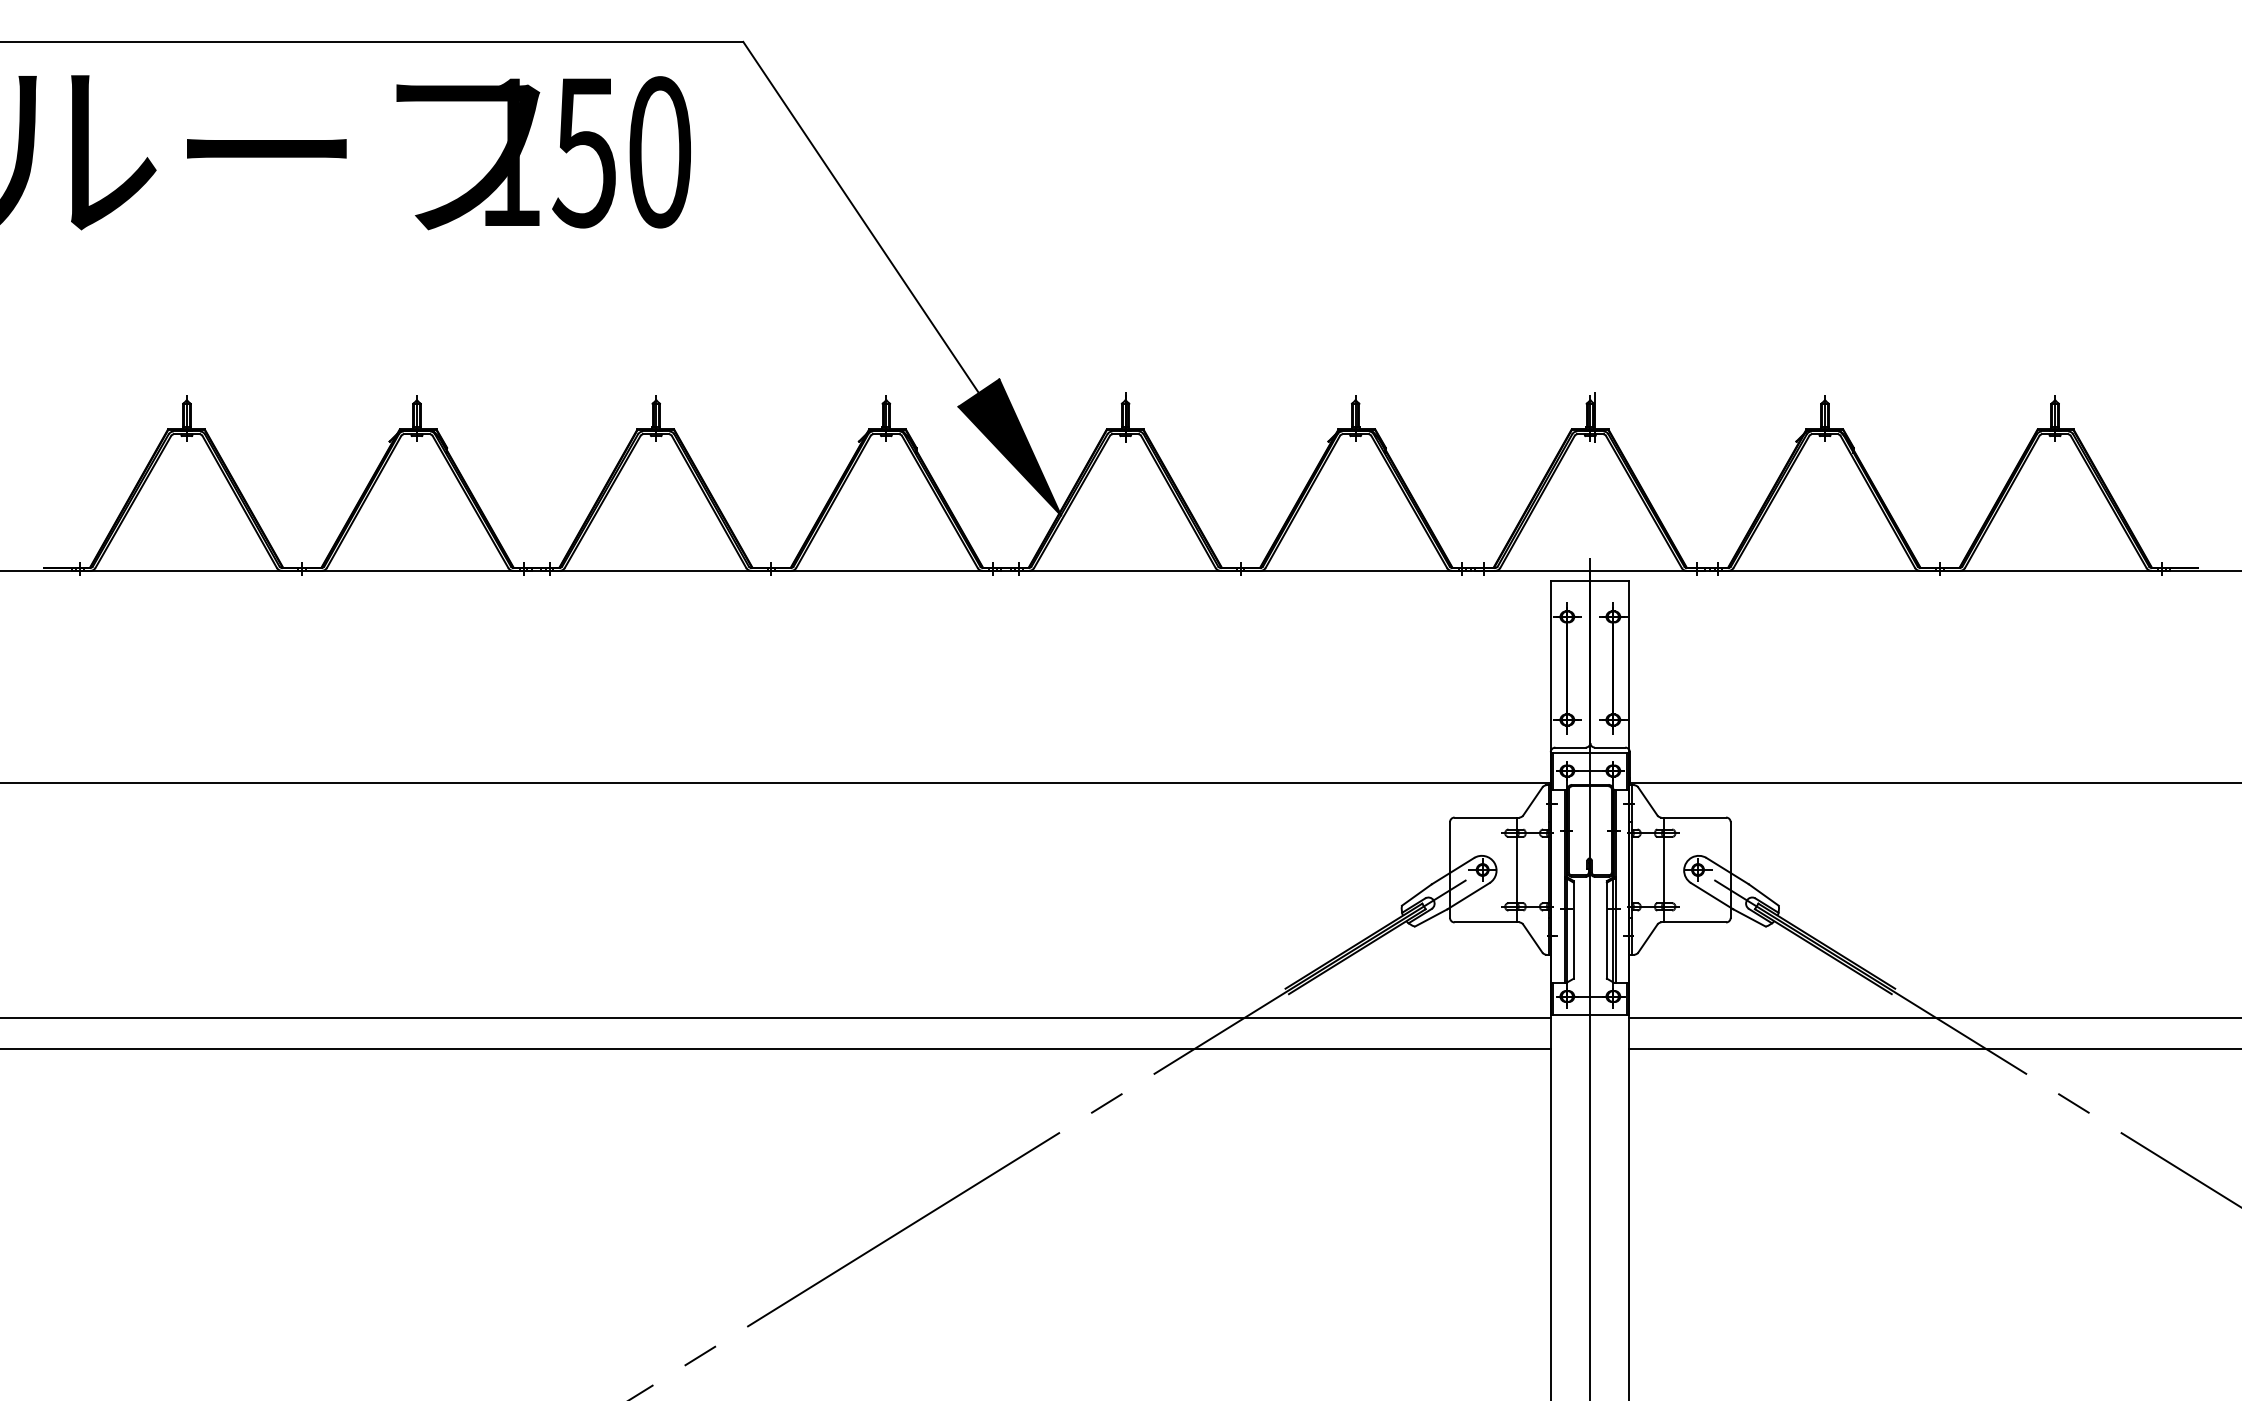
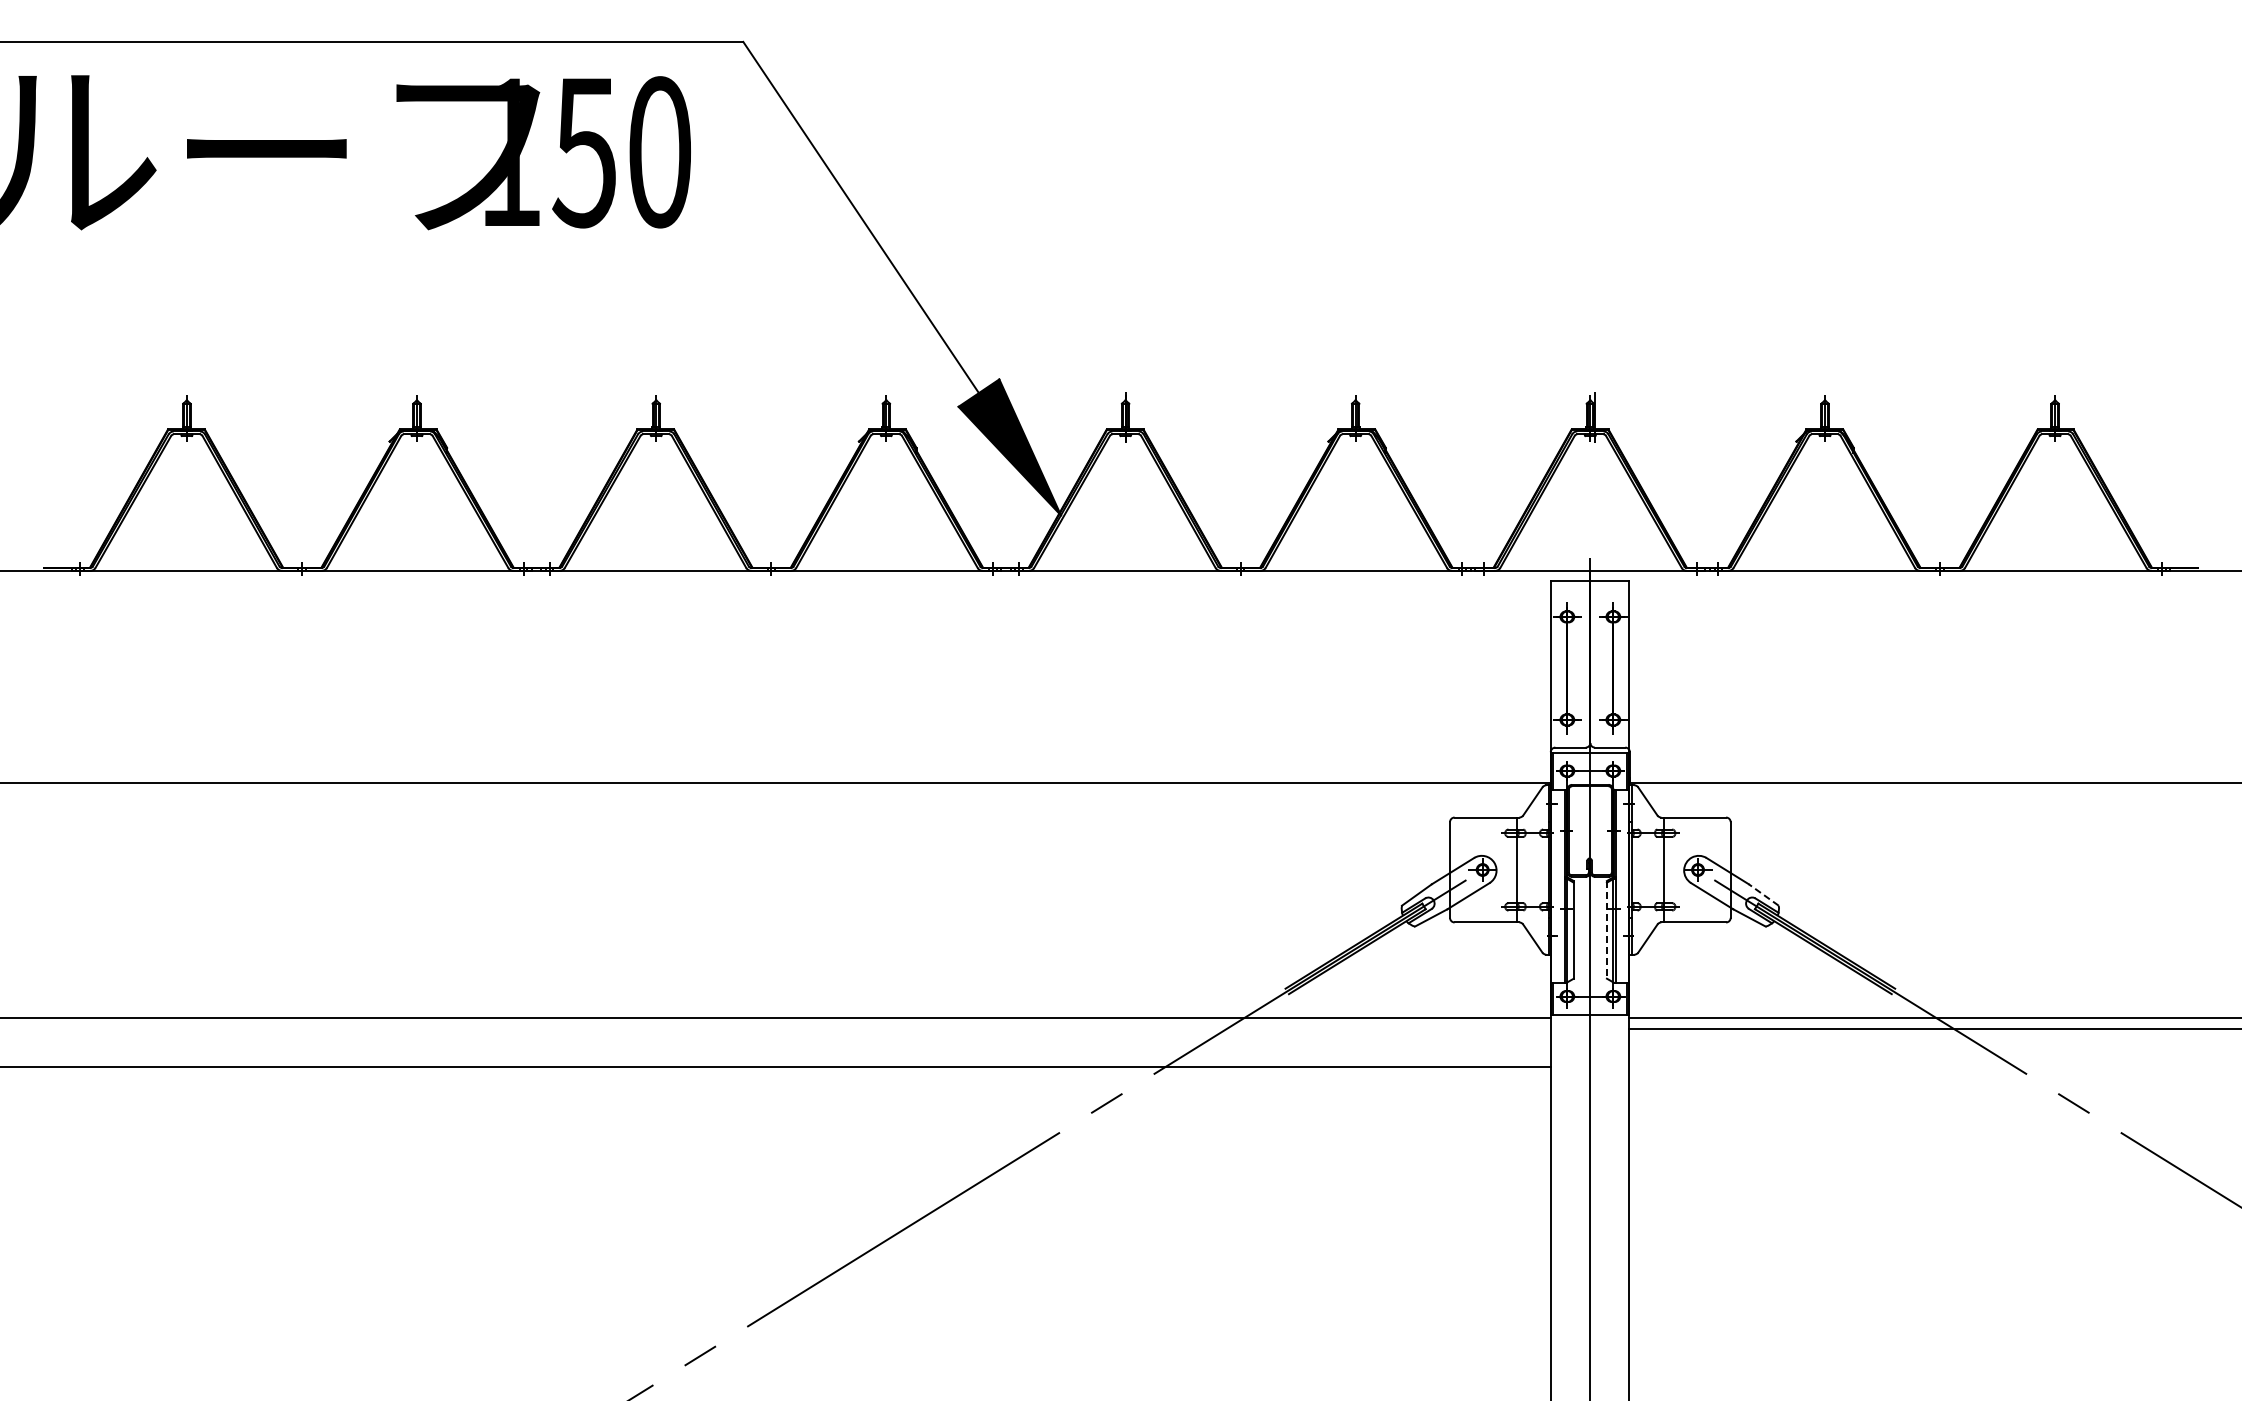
line: solid -> dashed (1763, 894)
line: solid -> dashed (1606, 929)
line position: (776, 1048) -> (776, 1066) (776, 1066)
line position: (1933, 1048) -> (1933, 1028) (1933, 1028)
